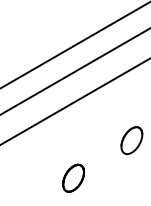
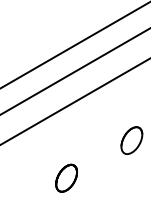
part position: (73, 177) -> (66, 177) (66, 177)
